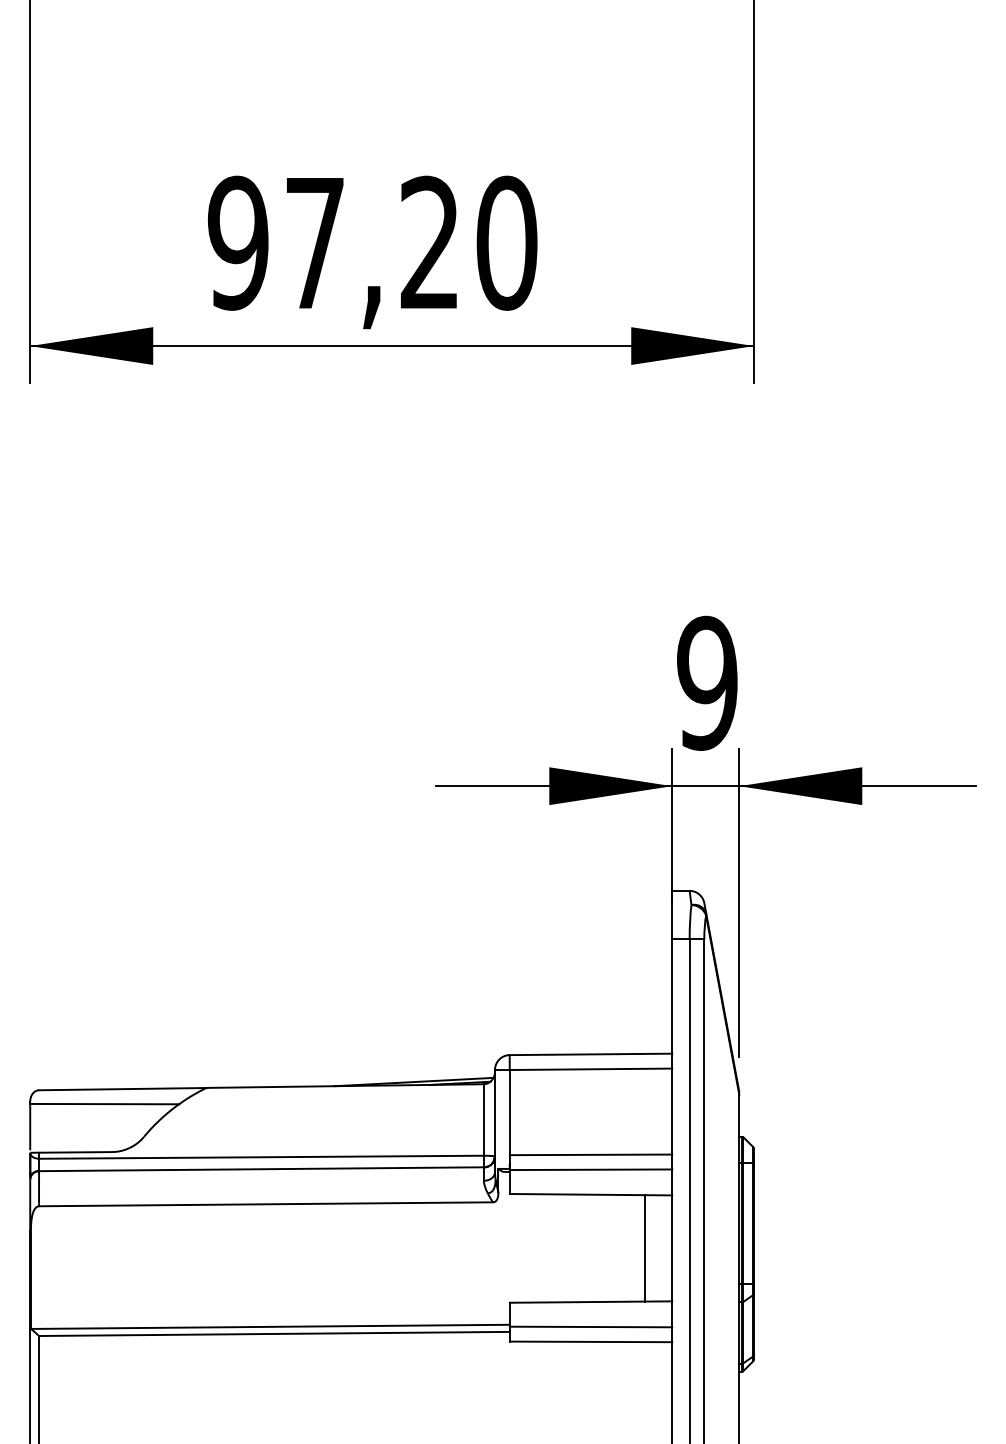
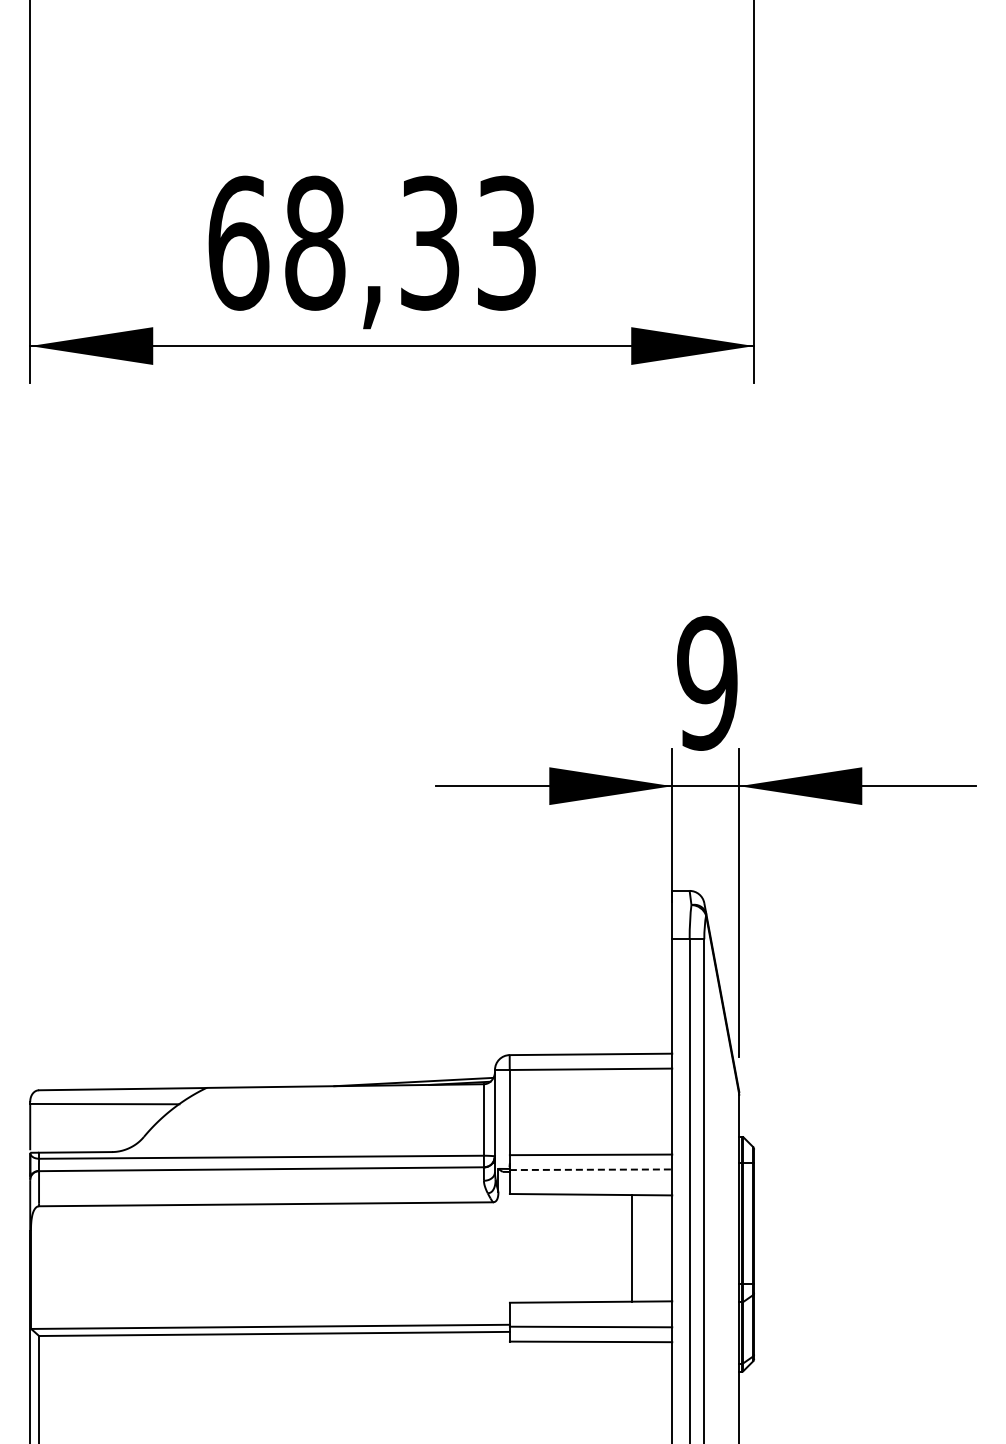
text: 97,20 -> 68,33 (372, 242)
line: solid -> dashed (591, 1169)
line position: (644, 1248) -> (631, 1248) (631, 1248)
